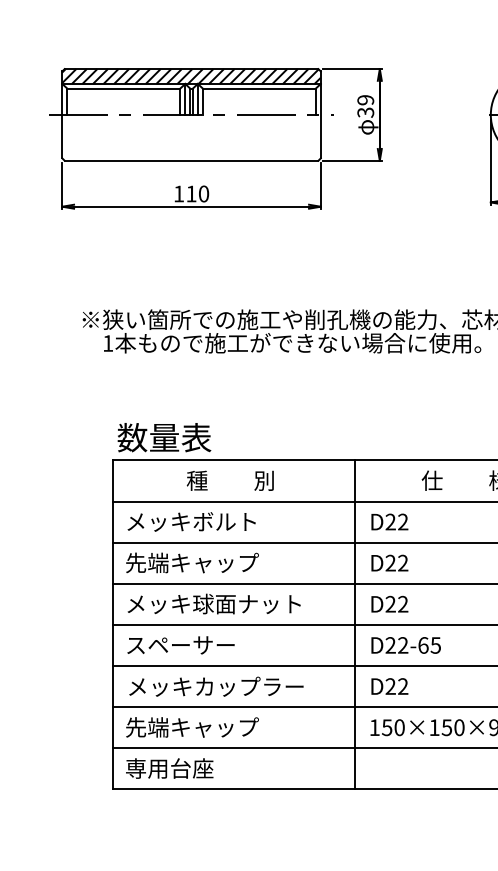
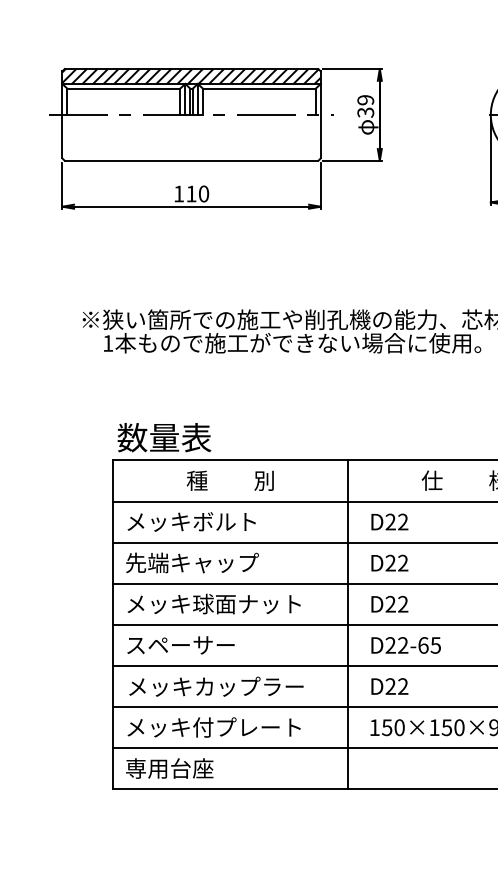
line position: (355, 624) -> (348, 624) (348, 624)
text: 先端キャップ -> メッキ付プレート (213, 727)
